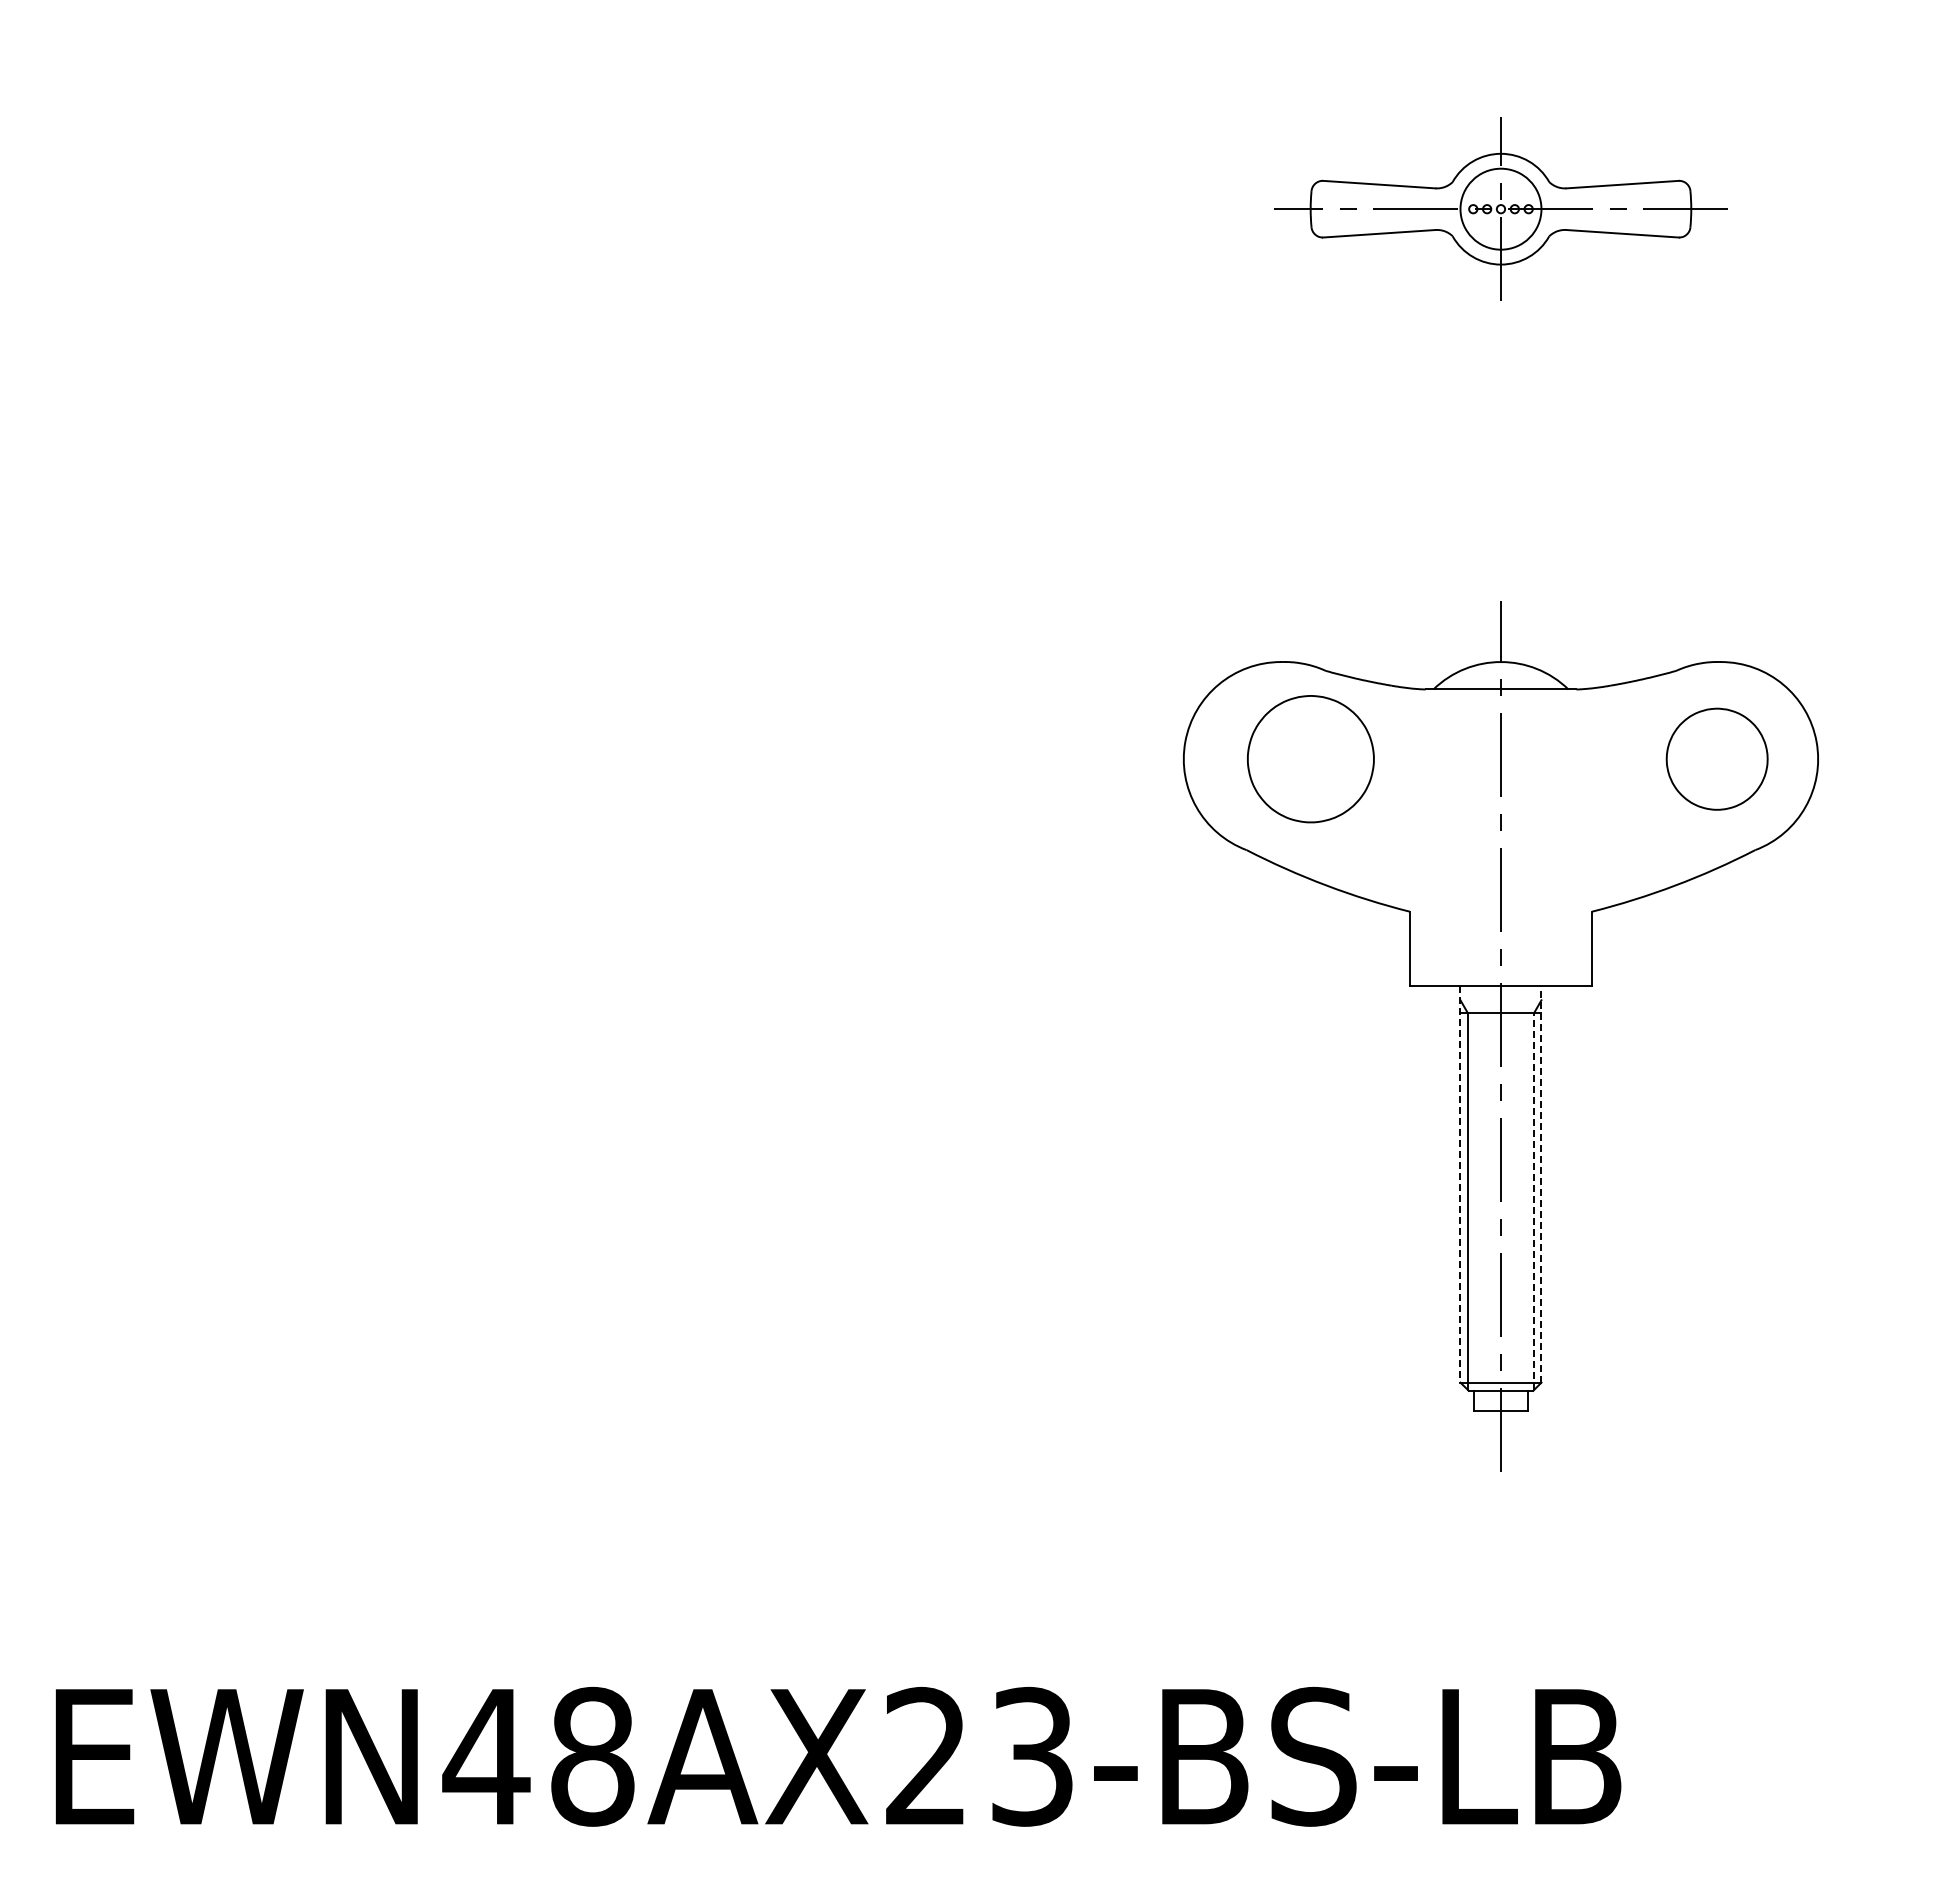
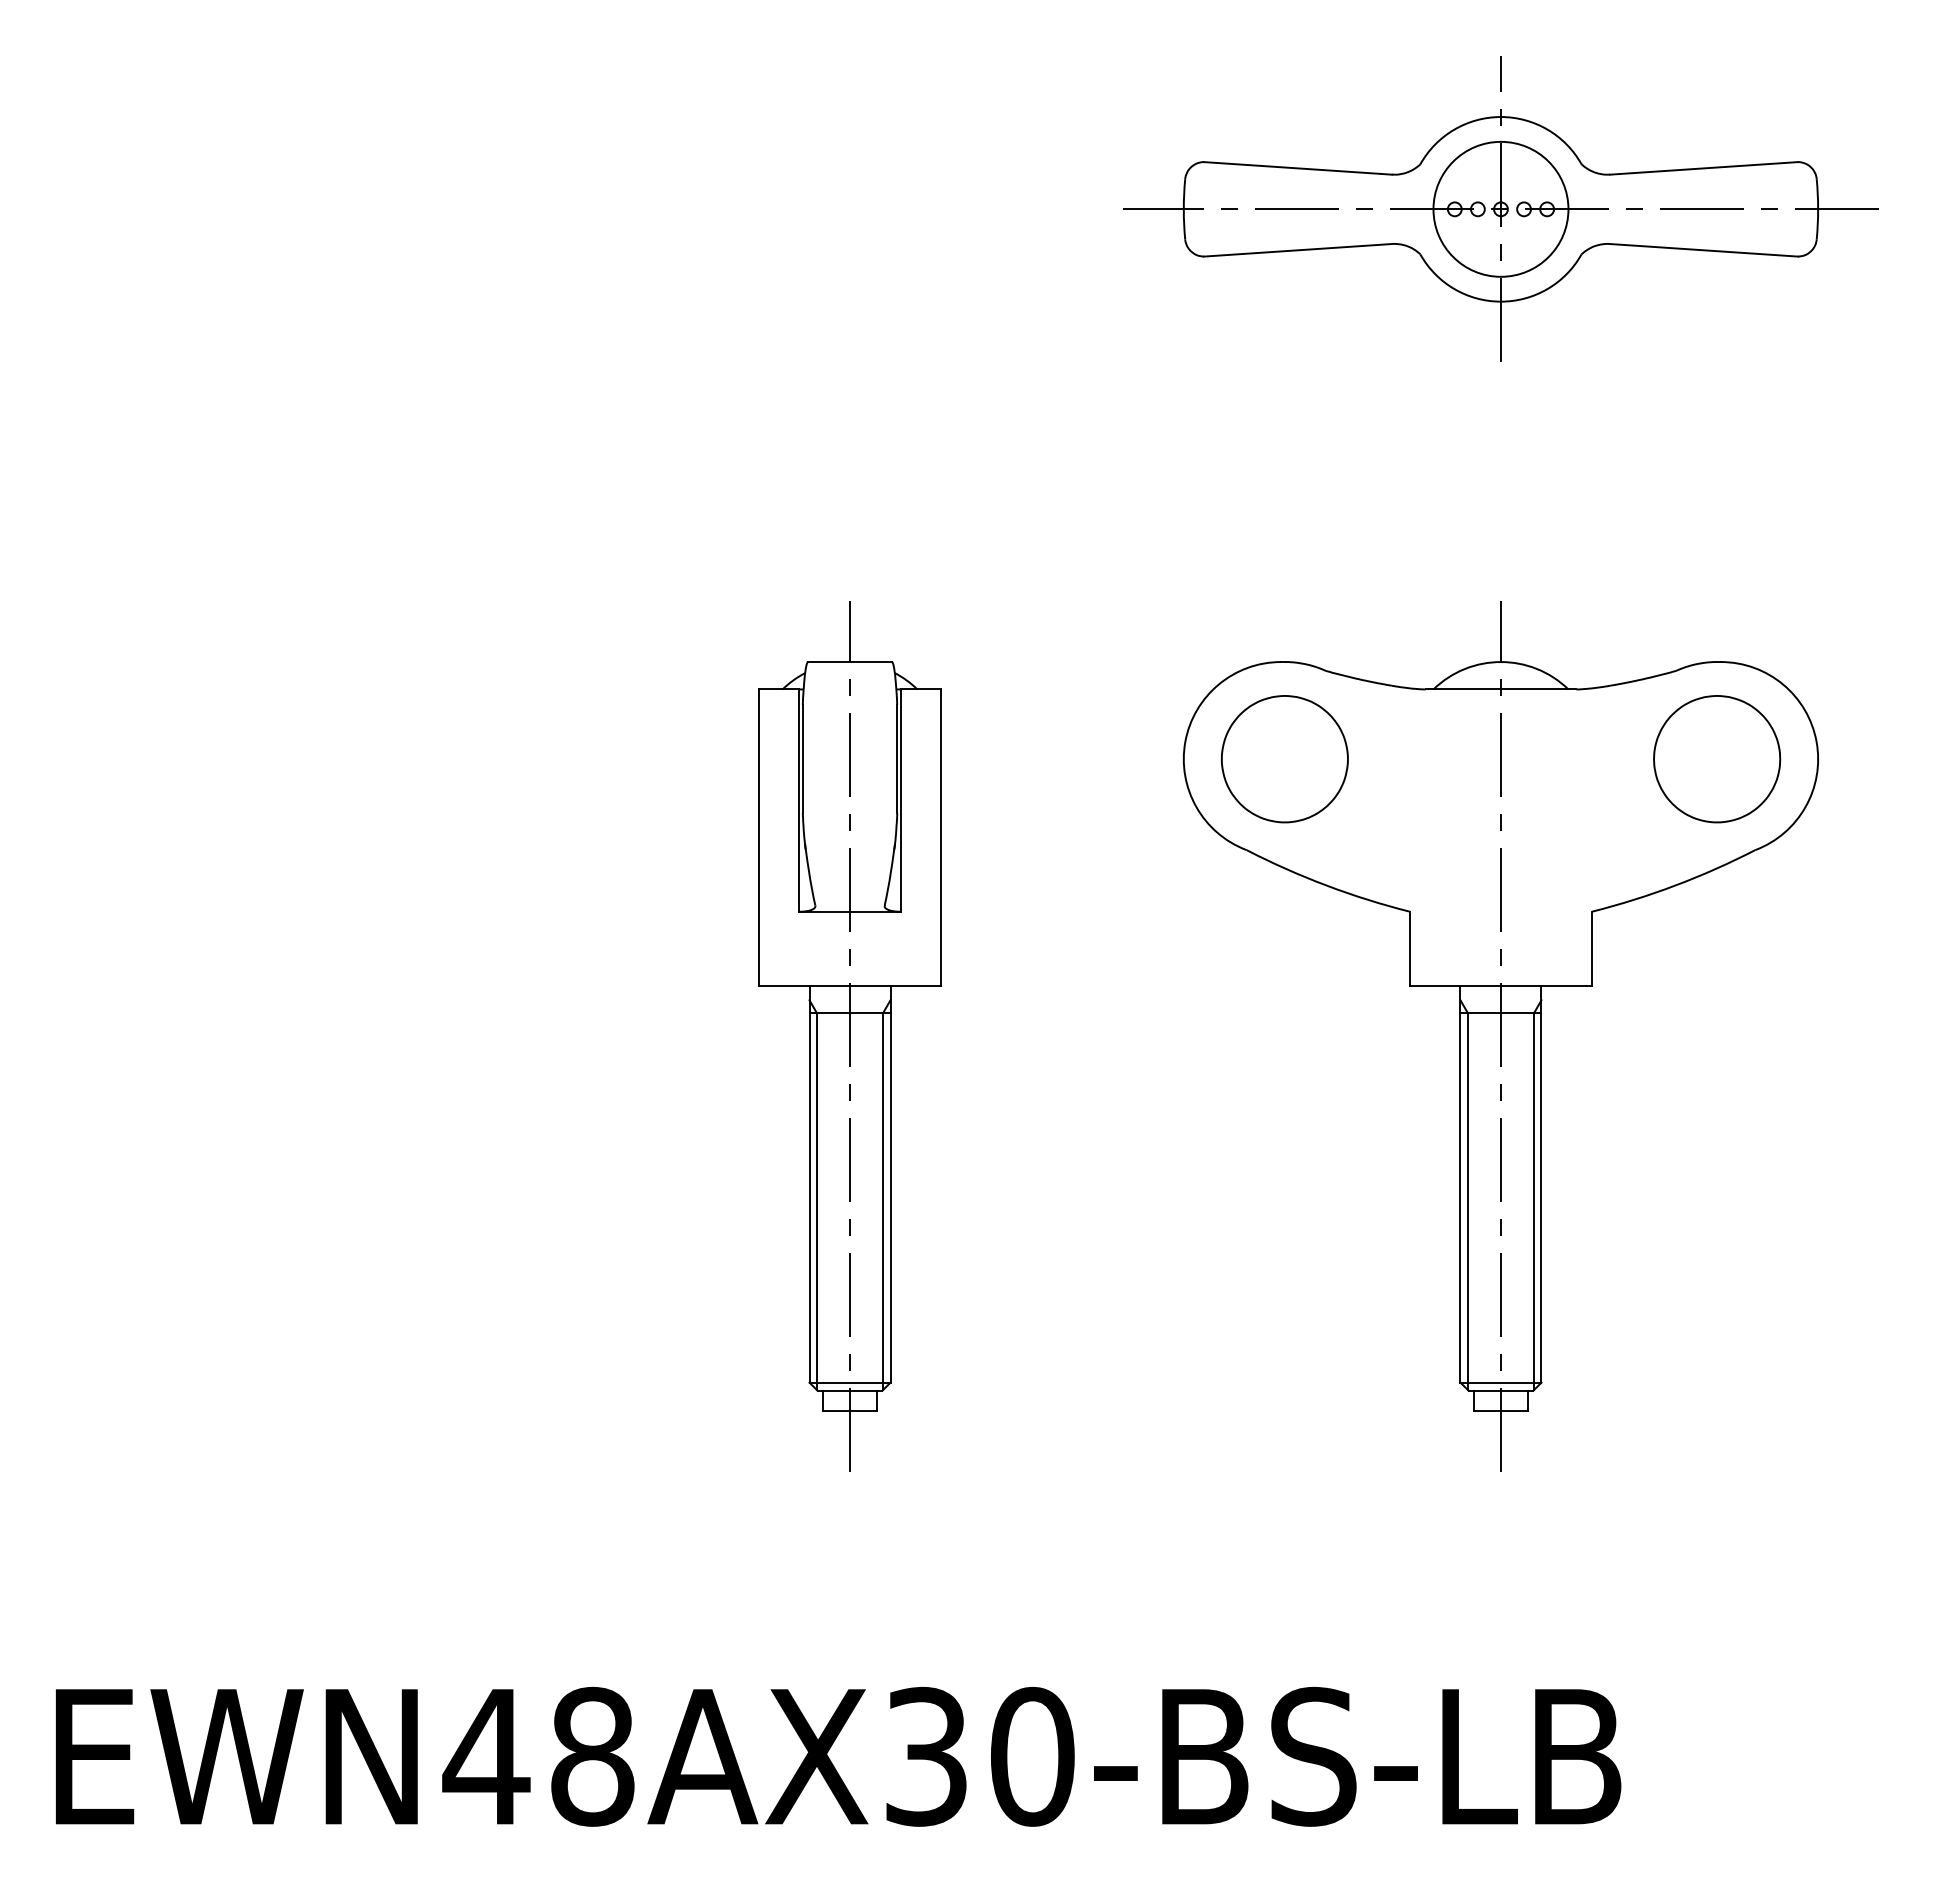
part size: 454x184 px -> 756x306 px (1500, 208)
part size: 104x104 px -> 129x129 px (1717, 759)
part position: (1310, 759) -> (1284, 759) (1284, 759)
part: none -> present (849, 1036)
line: dashed -> solid (1541, 1183)
line: dashed -> solid (1460, 1184)
line: dashed -> solid (1534, 1200)
text: EWN48AX23-BS-LB -> EWN48AX30-BS-LB (980, 1756)
